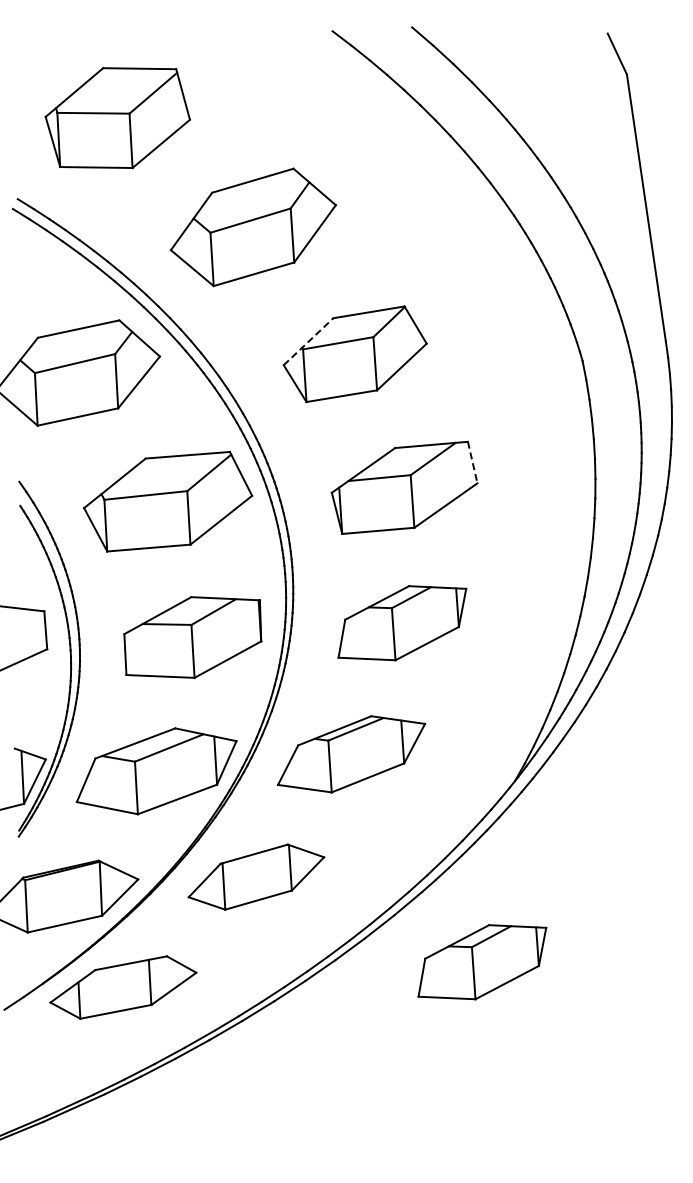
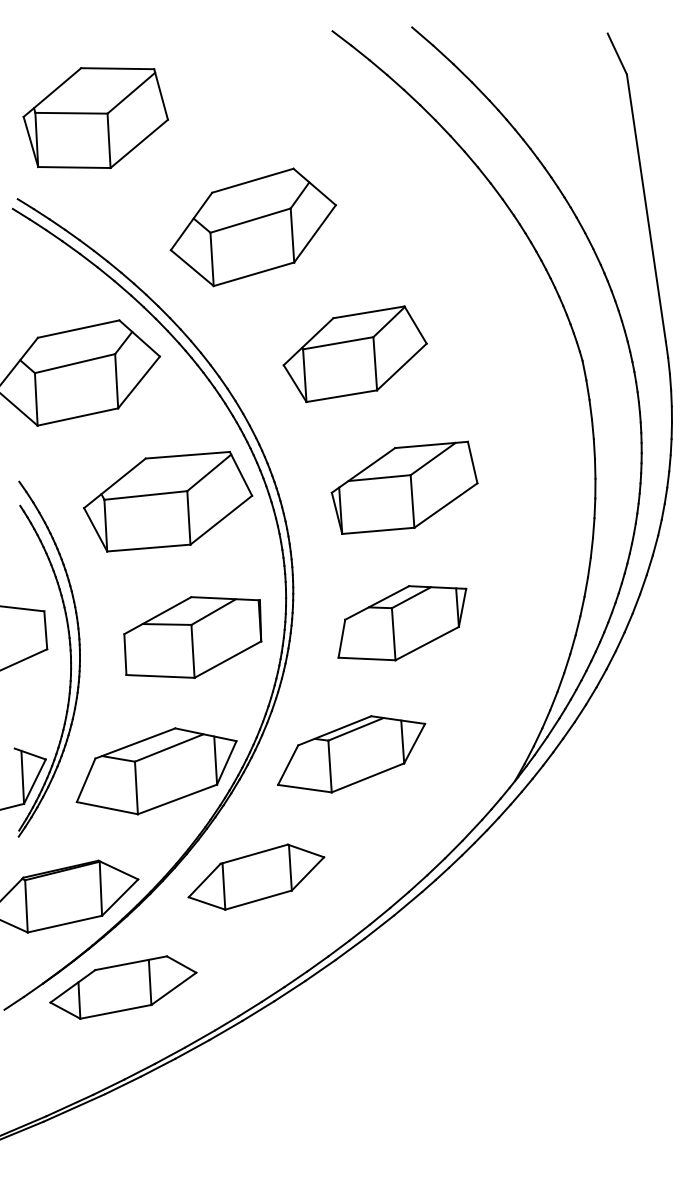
part position: (117, 118) -> (95, 118) (95, 118)
line: dashed -> solid (308, 341)
line: dashed -> solid (472, 463)
part: present -> none (482, 962)
